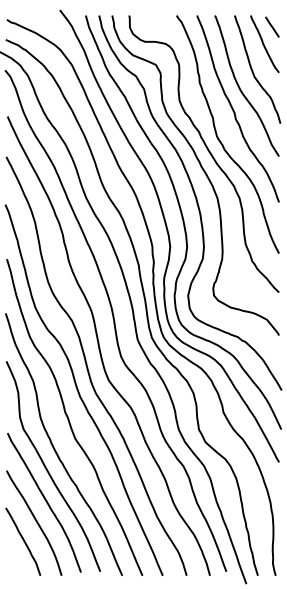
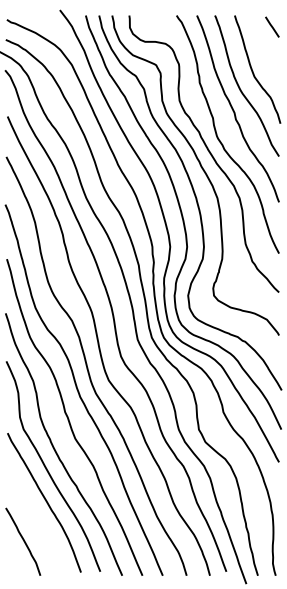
curve: present -> none (264, 44)
curve: present -> none (35, 521)
